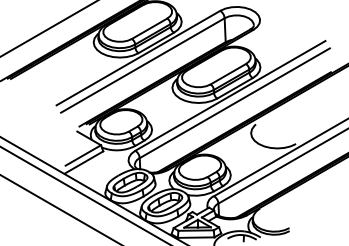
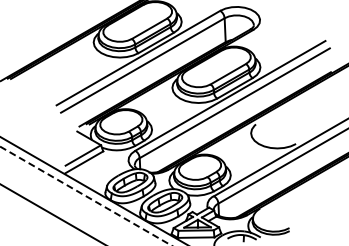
line: present -> none (48, 28)
line: solid -> dashed (85, 196)
line position: (59, 209) -> (51, 213) (51, 213)
